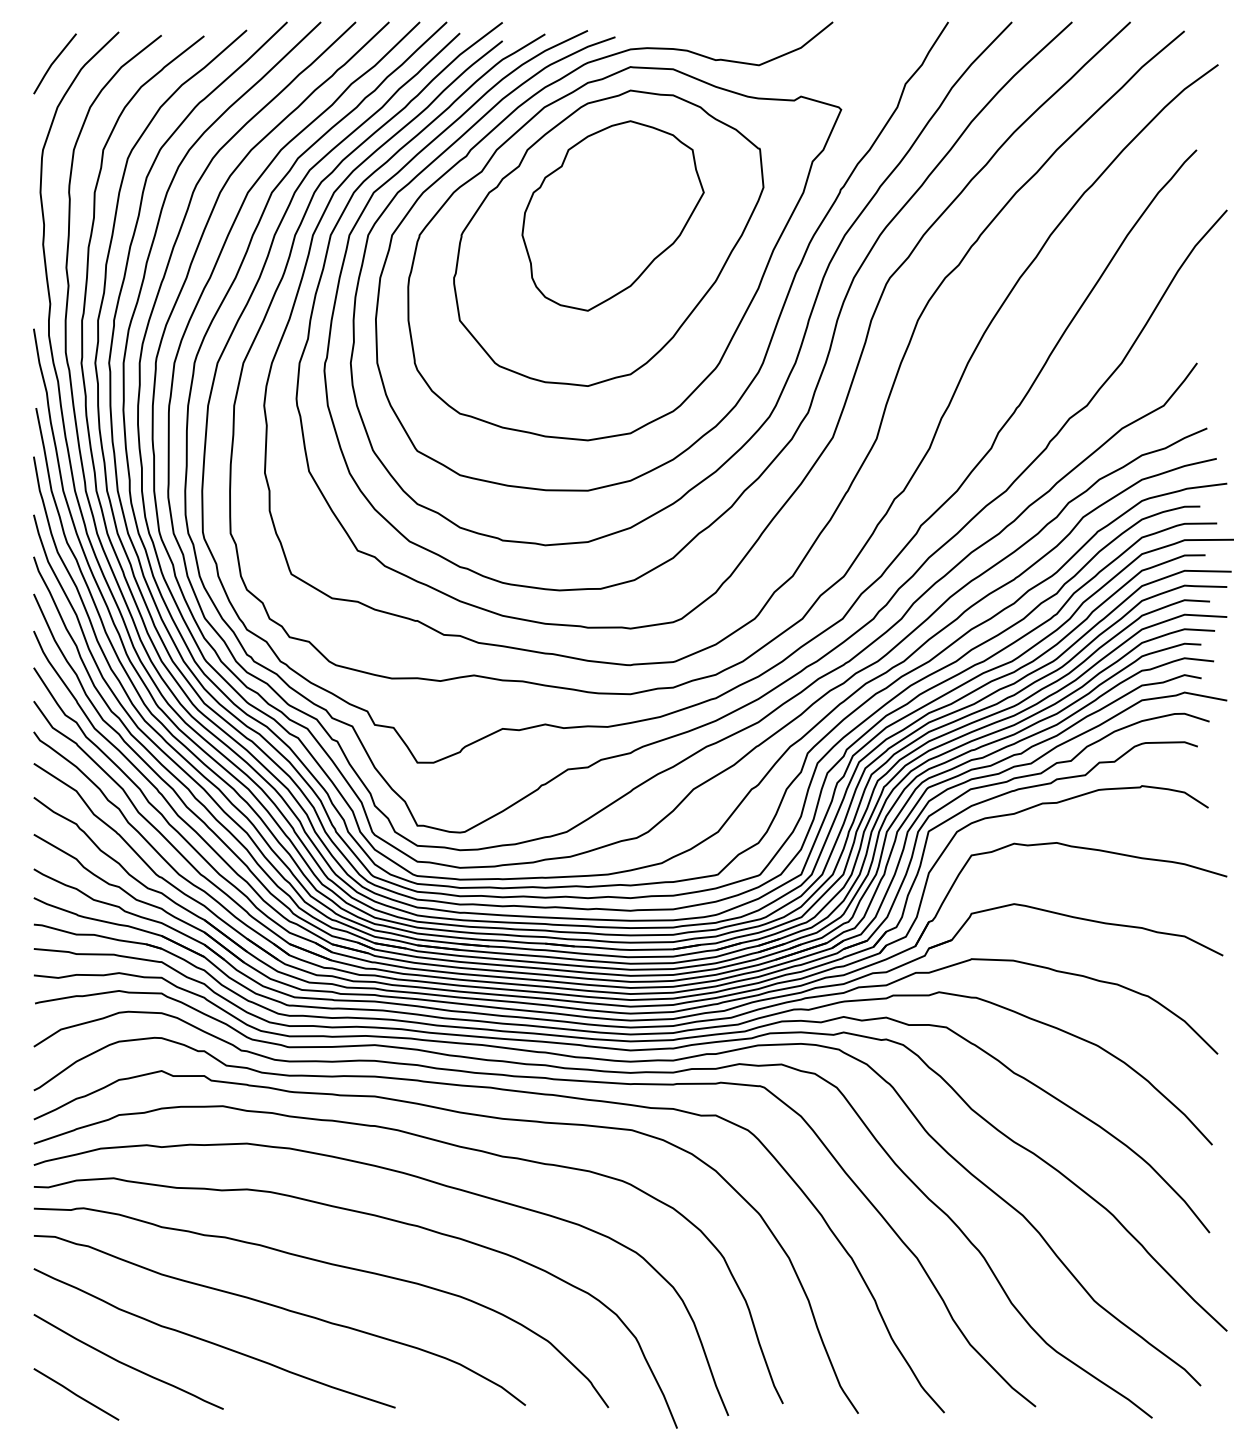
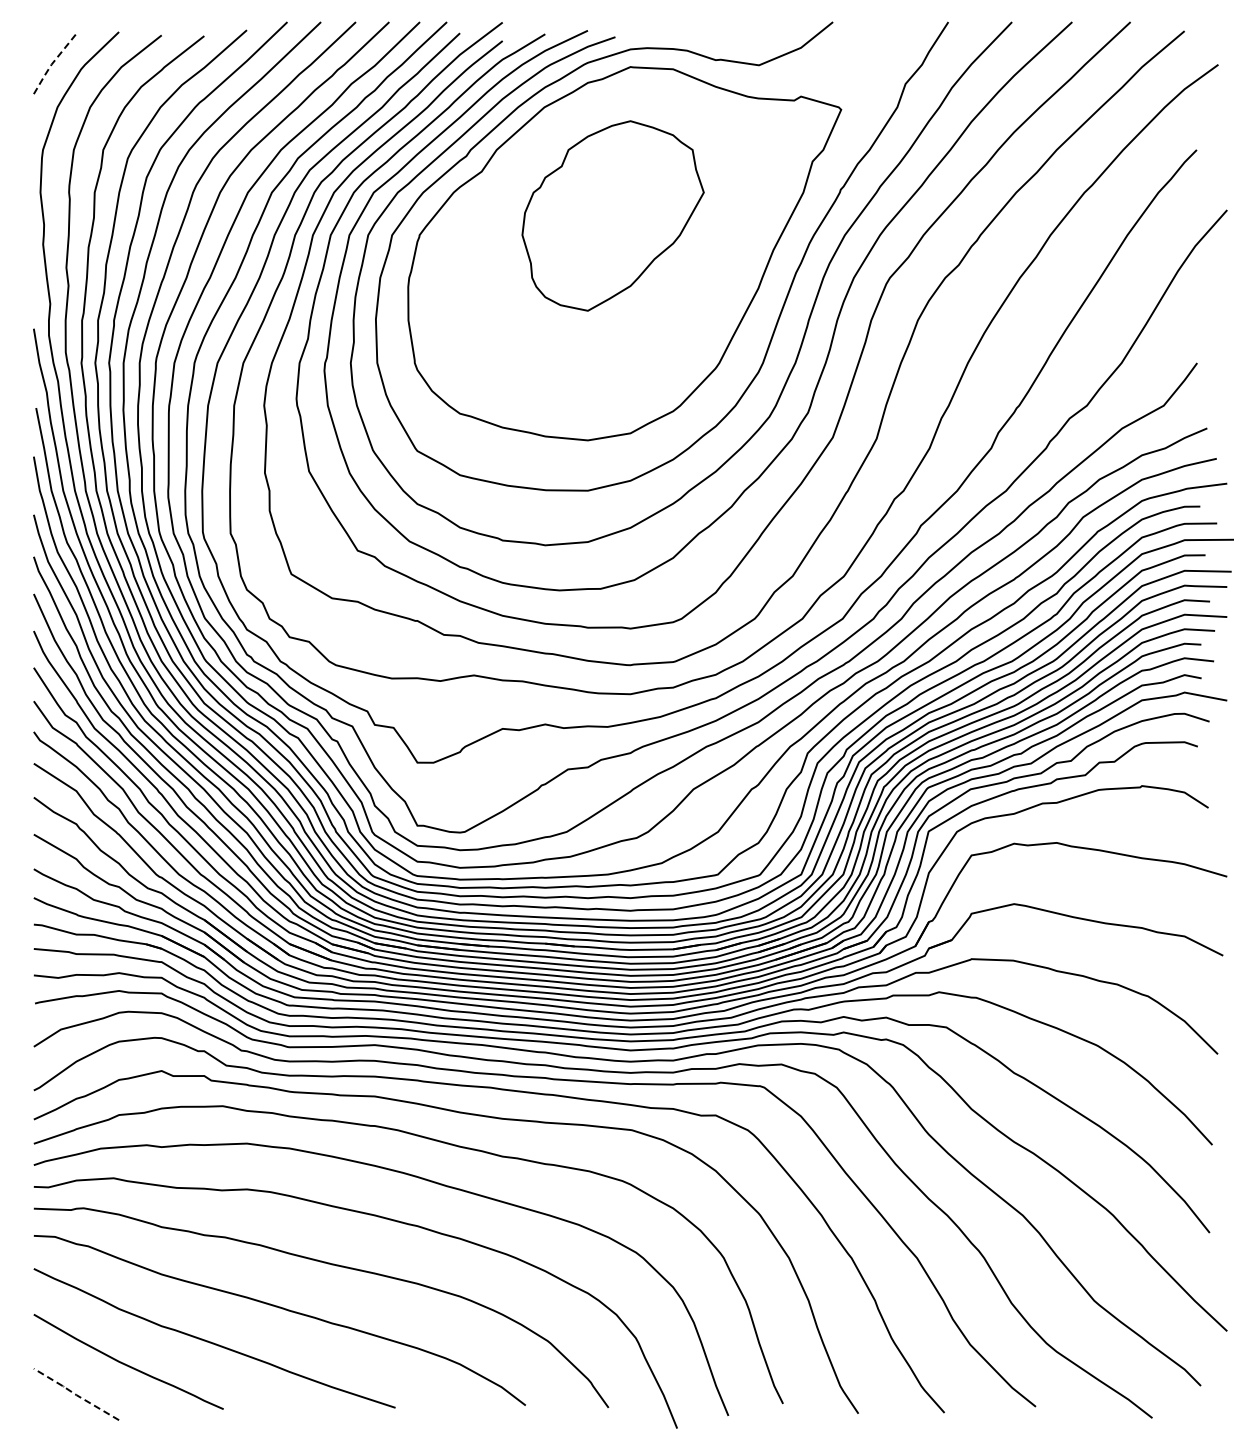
line: solid -> dashed (52, 63)
part: present -> none (608, 237)
line: solid -> dashed (75, 1394)
